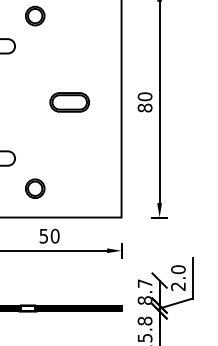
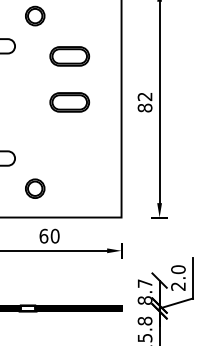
part: none -> present (69, 56)
text: 80 -> 82 (144, 96)
text: 50 -> 60 (43, 235)
